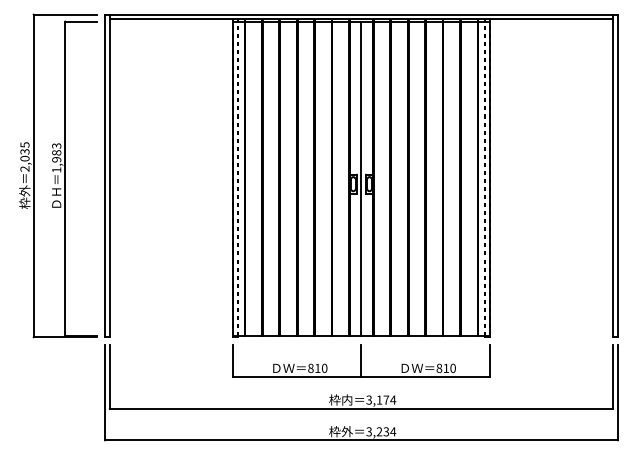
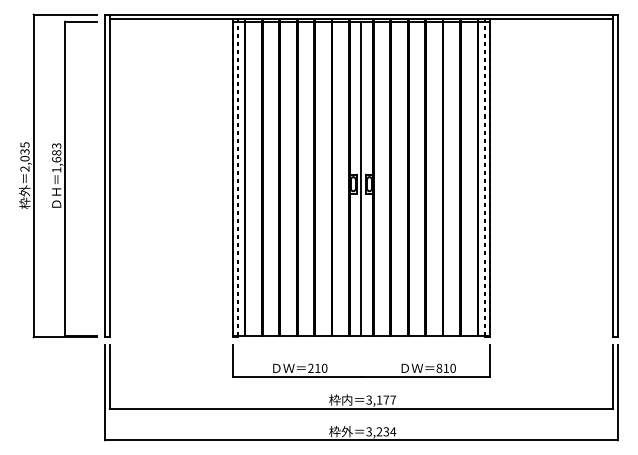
text: 1,983 -> 1,683 (56, 159)
line: present -> none (361, 360)
text: 810 -> 210 (310, 368)
text: 3,174 -> 3,177 (393, 399)
